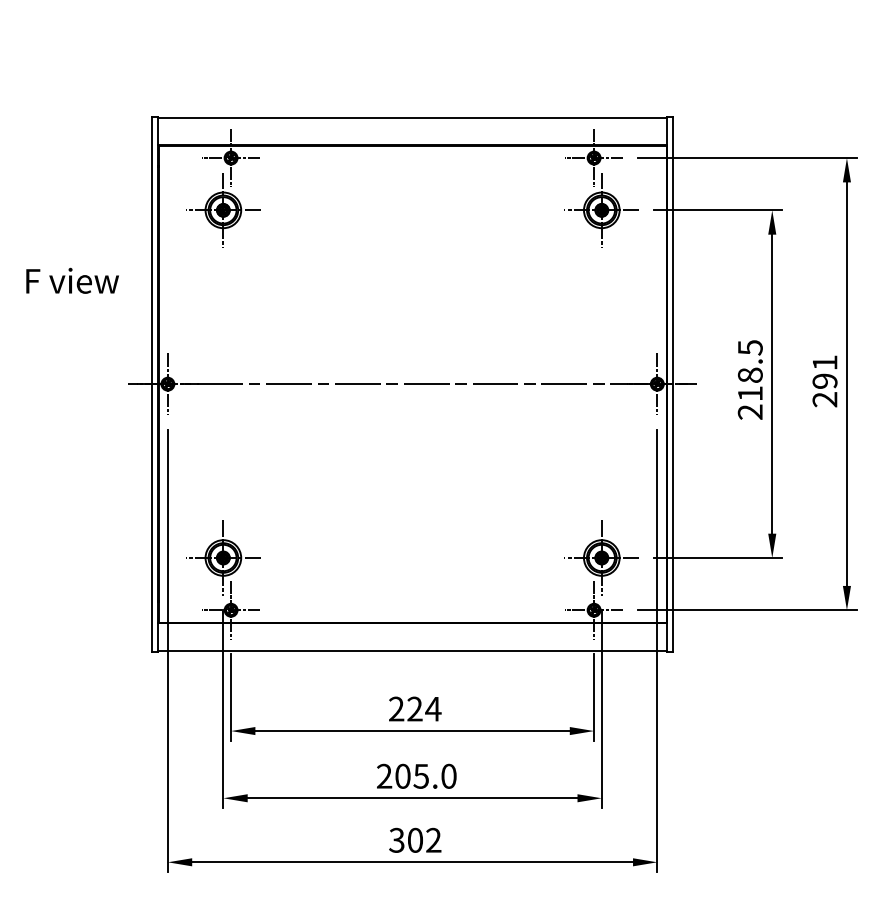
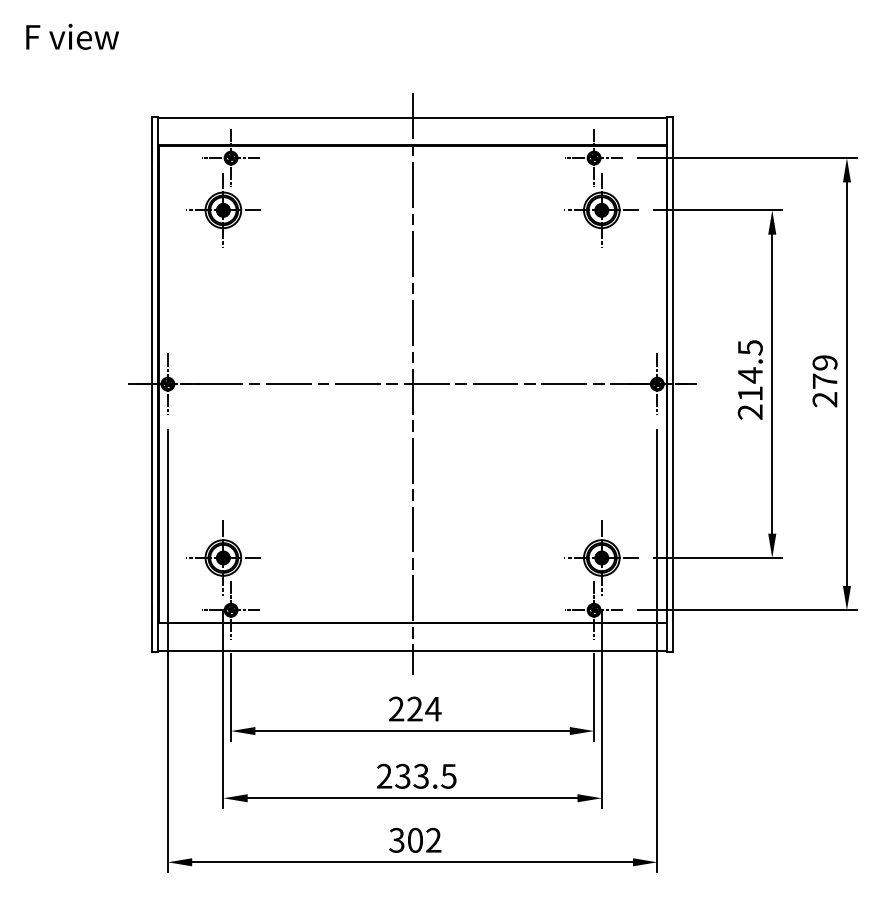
text position: (72, 280) -> (72, 36) (72, 36)
text: 291 -> 279 (824, 371)
text: 218.5 -> 214.5 (749, 375)
line: none -> present (412, 384)
text: 205.0 -> 233.5 (425, 775)
